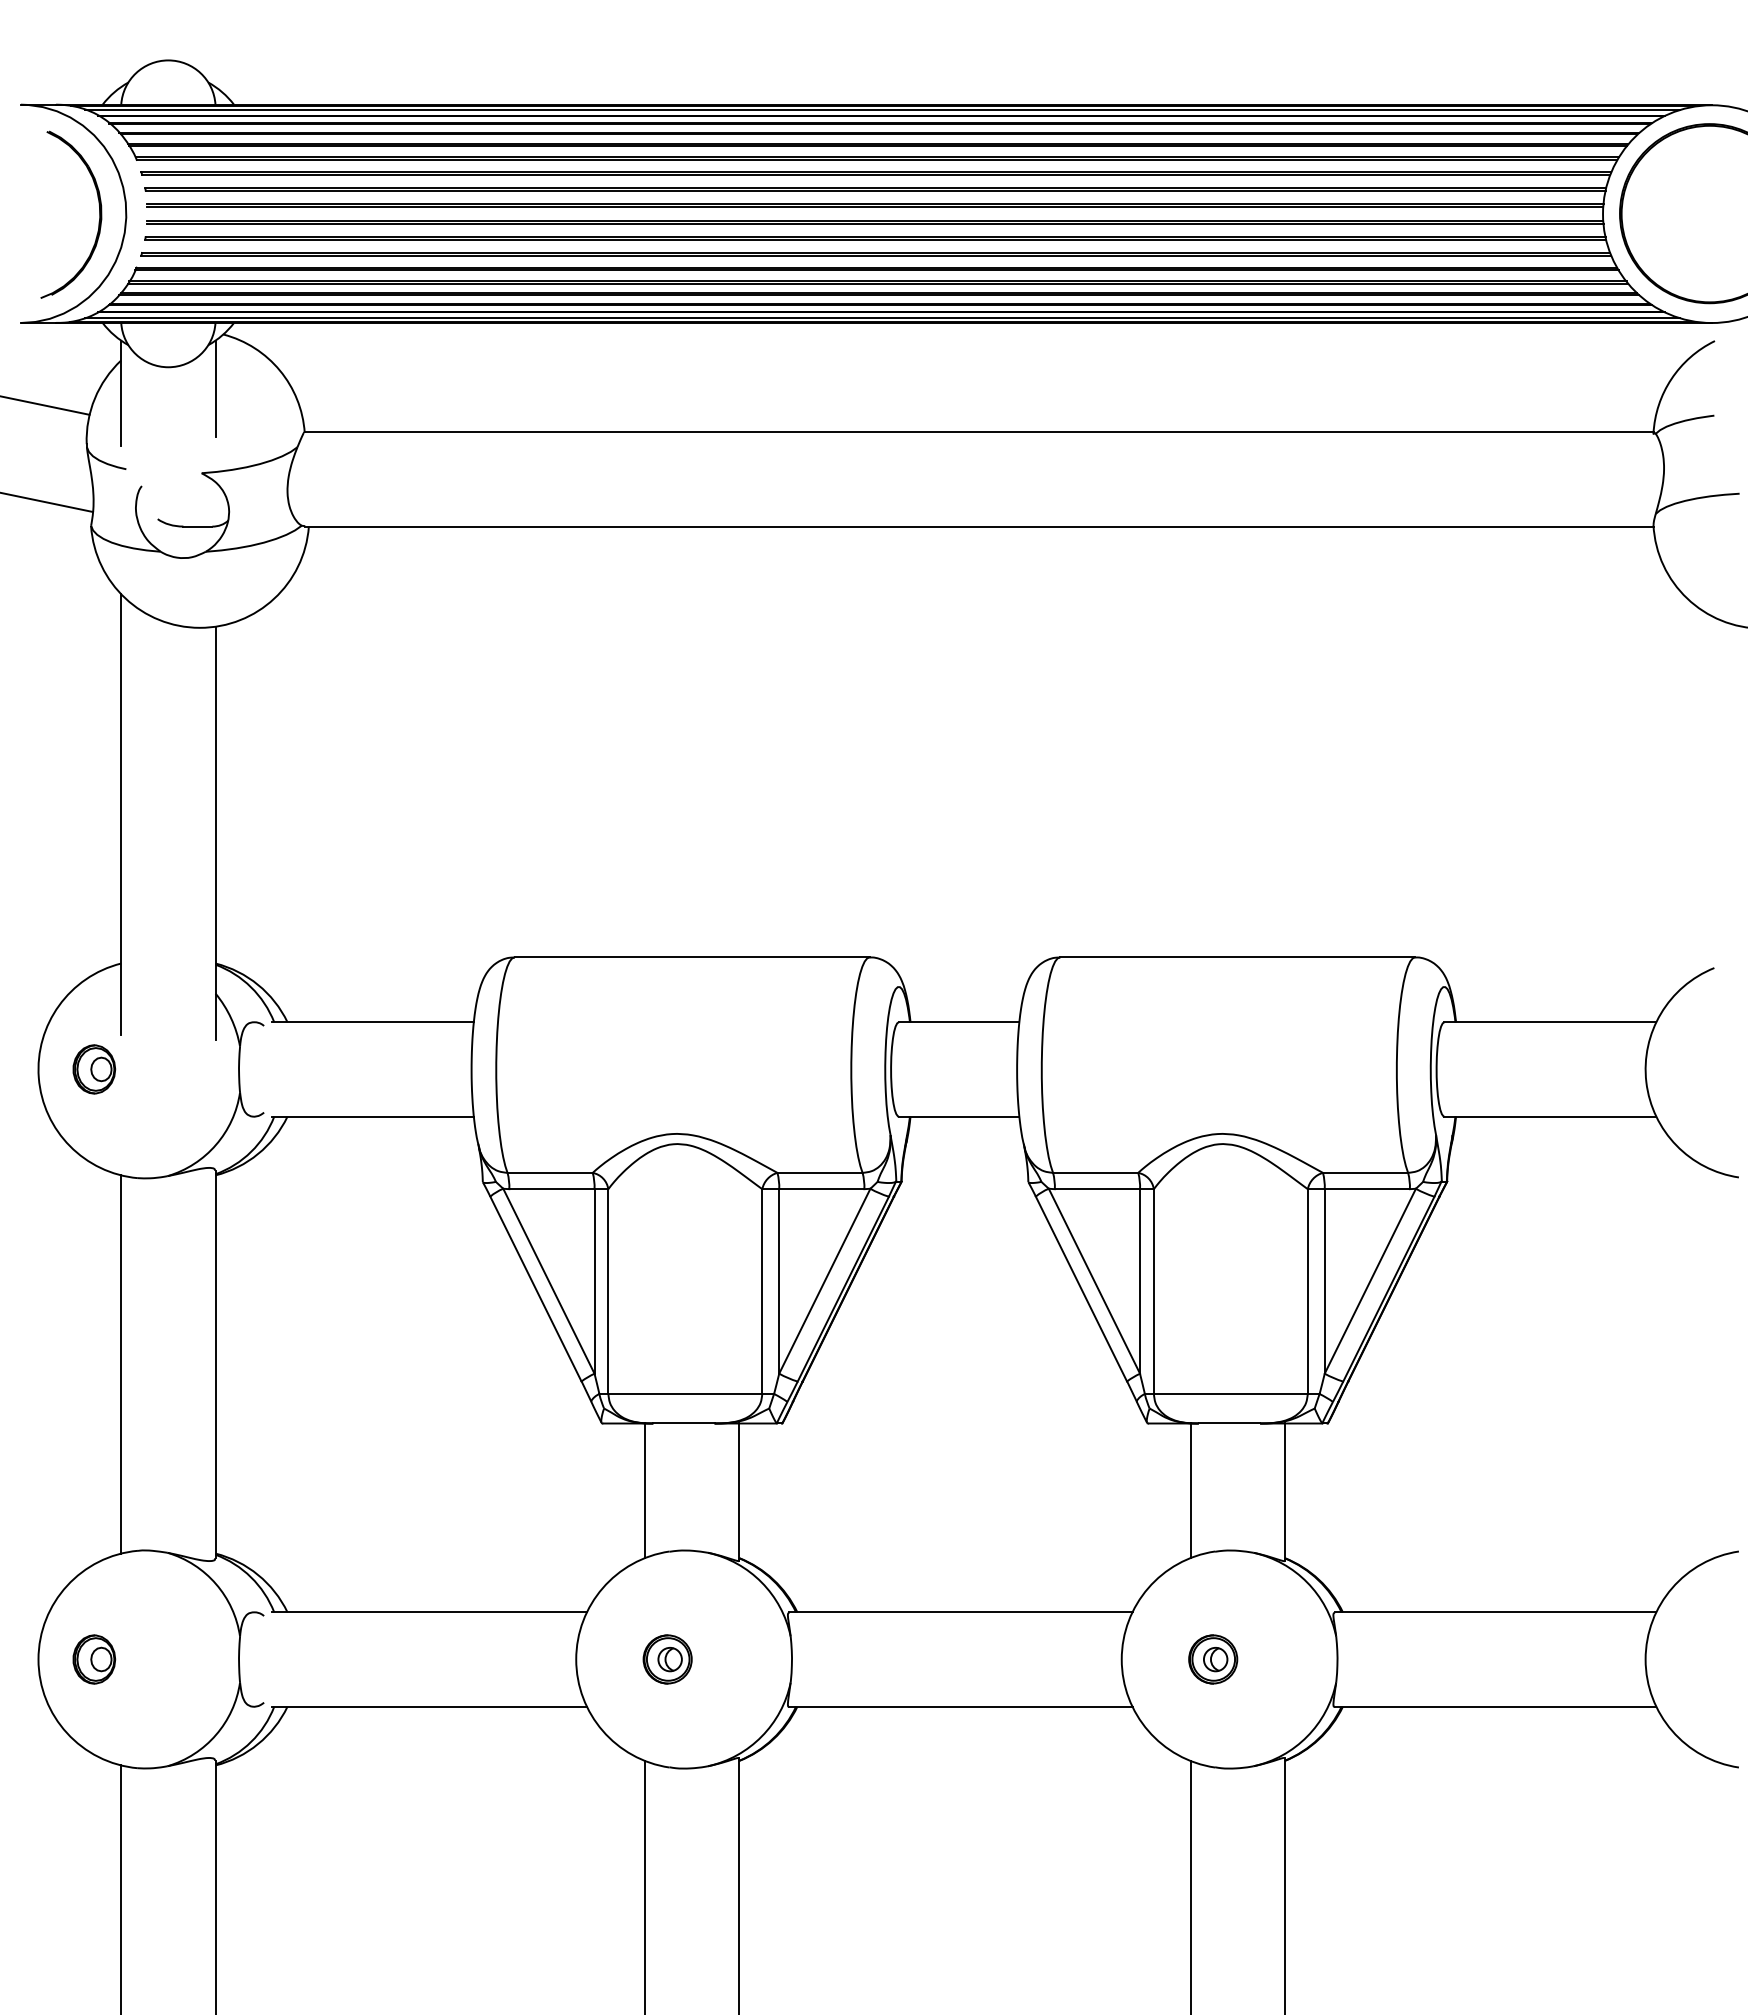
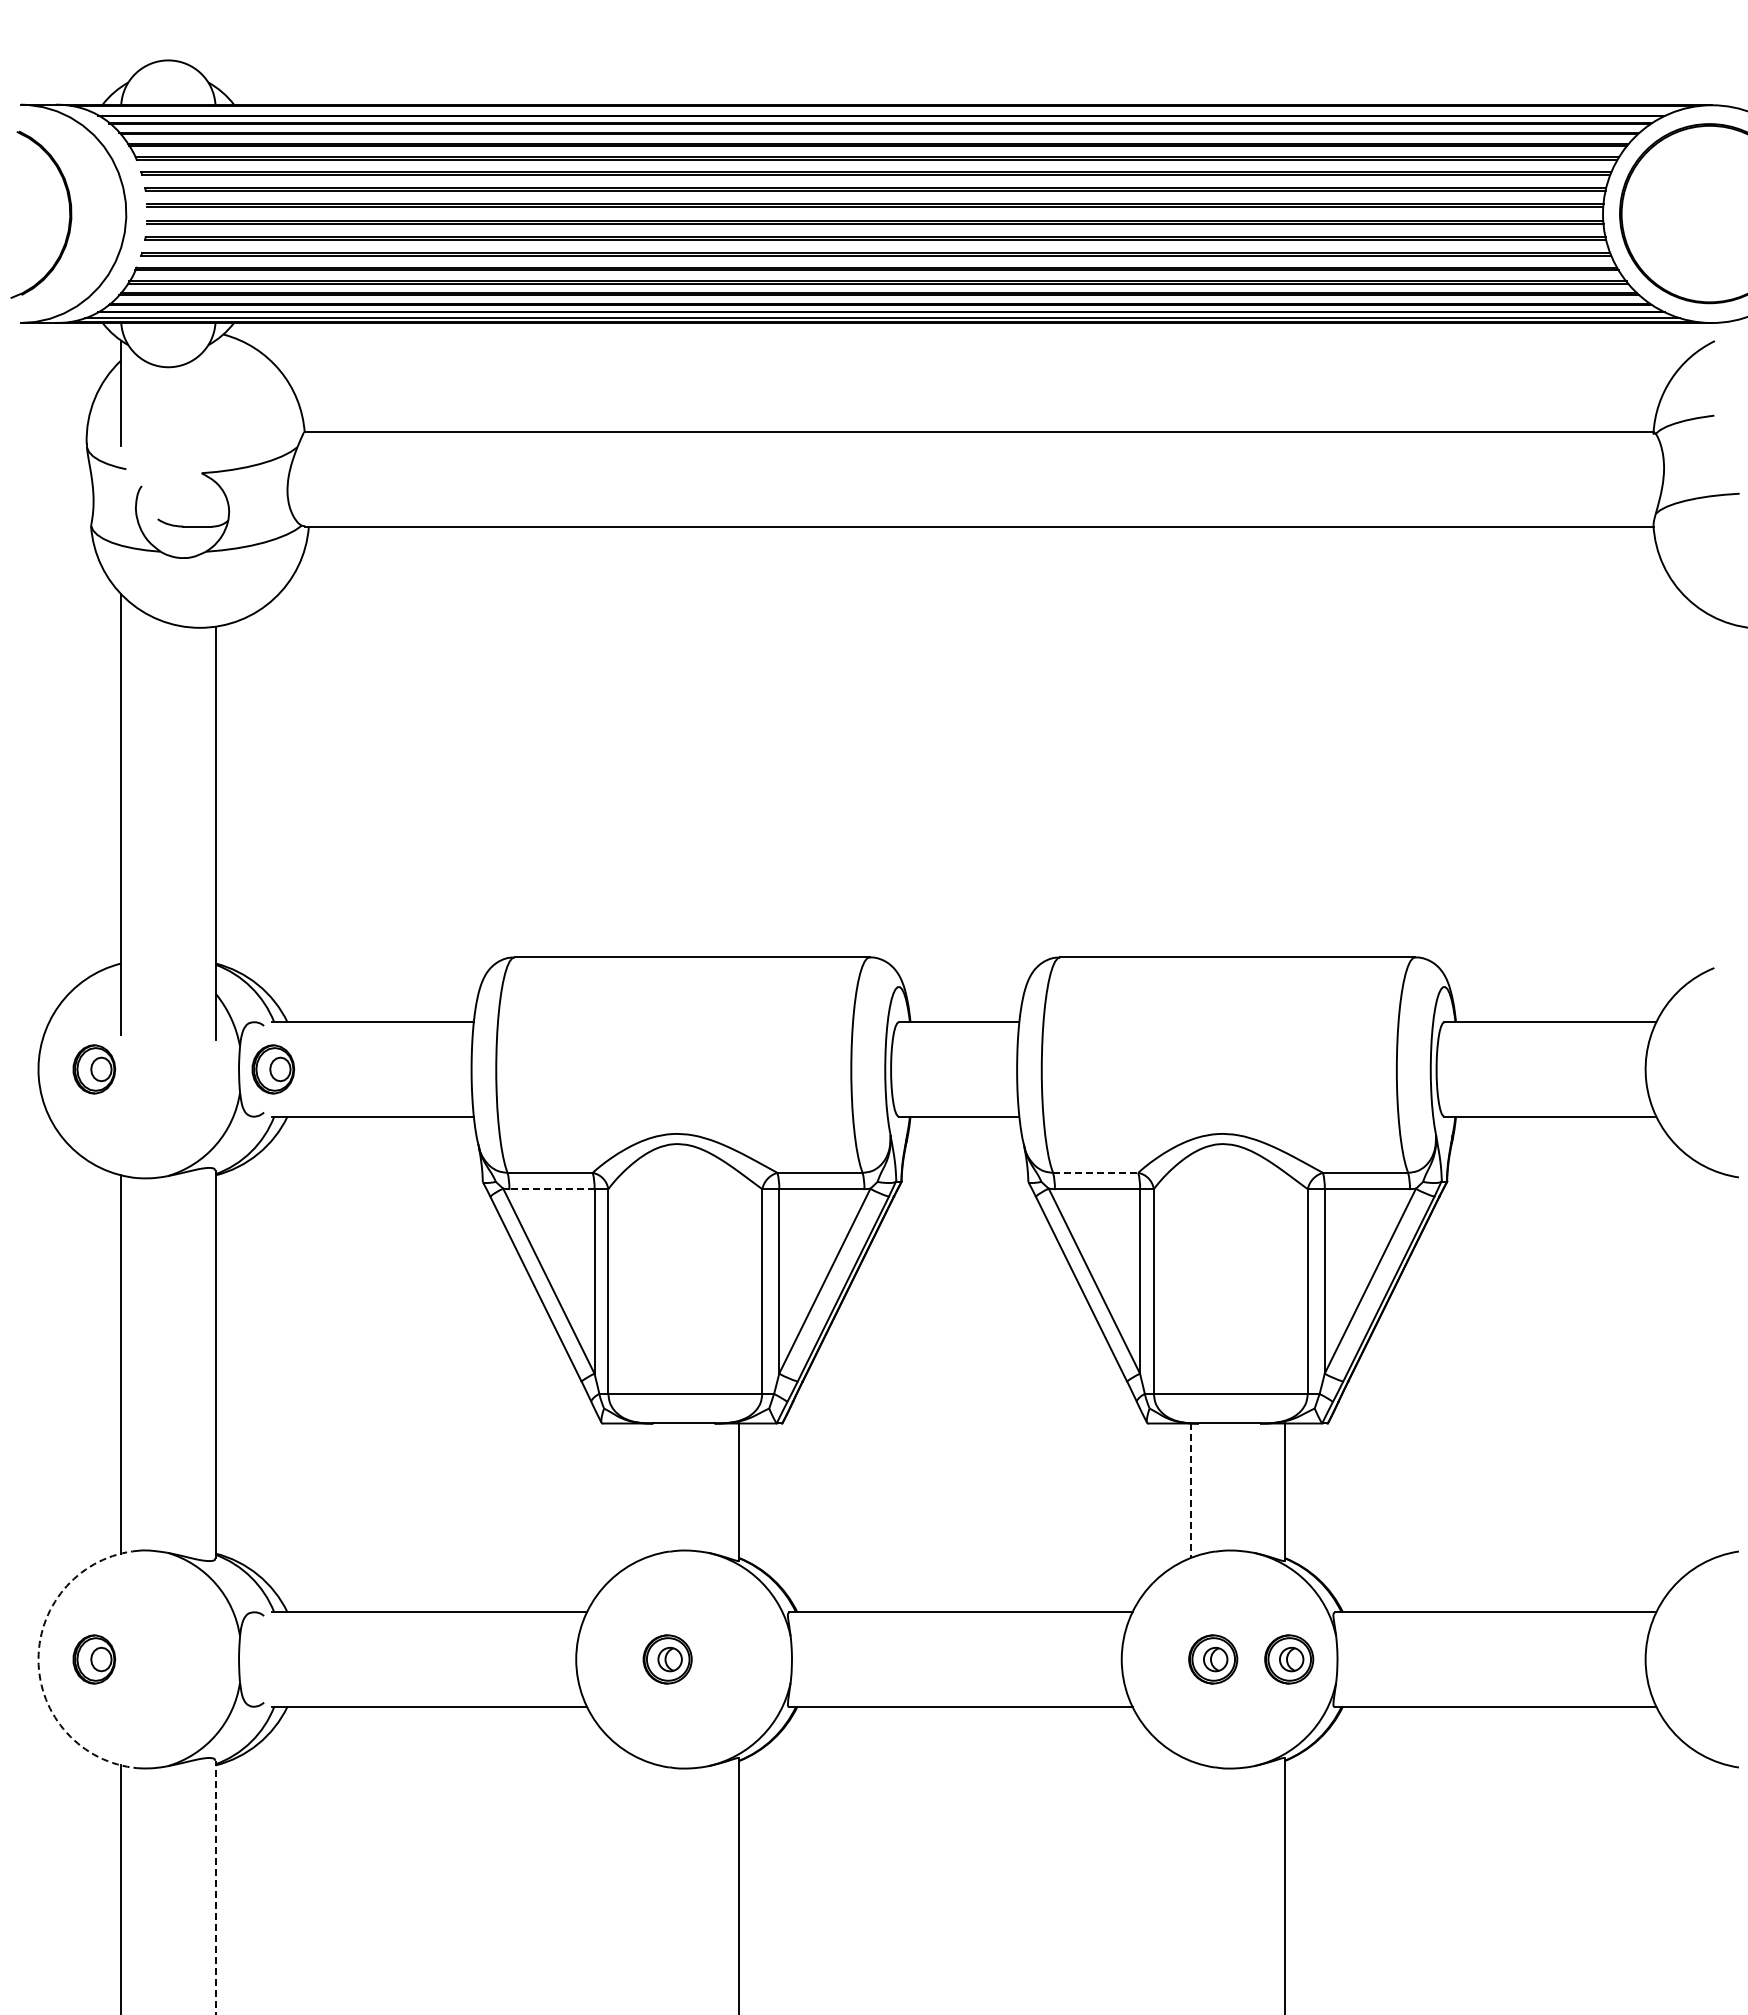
line: present -> none (882, 109)
part position: (98, 221) -> (68, 221) (68, 221)
line: present -> none (215, 388)
line: present -> none (45, 405)
line: present -> none (47, 502)
part: none -> present (273, 1069)
line: solid -> dashed (1095, 1172)
line: solid -> dashed (551, 1189)
line: present -> none (644, 1490)
line: solid -> dashed (1190, 1491)
arc: solid -> dashed (38, 1659)
part: none -> present (1289, 1659)
line: present -> none (644, 1885)
line: present -> none (1190, 1885)
line: solid -> dashed (215, 1887)
